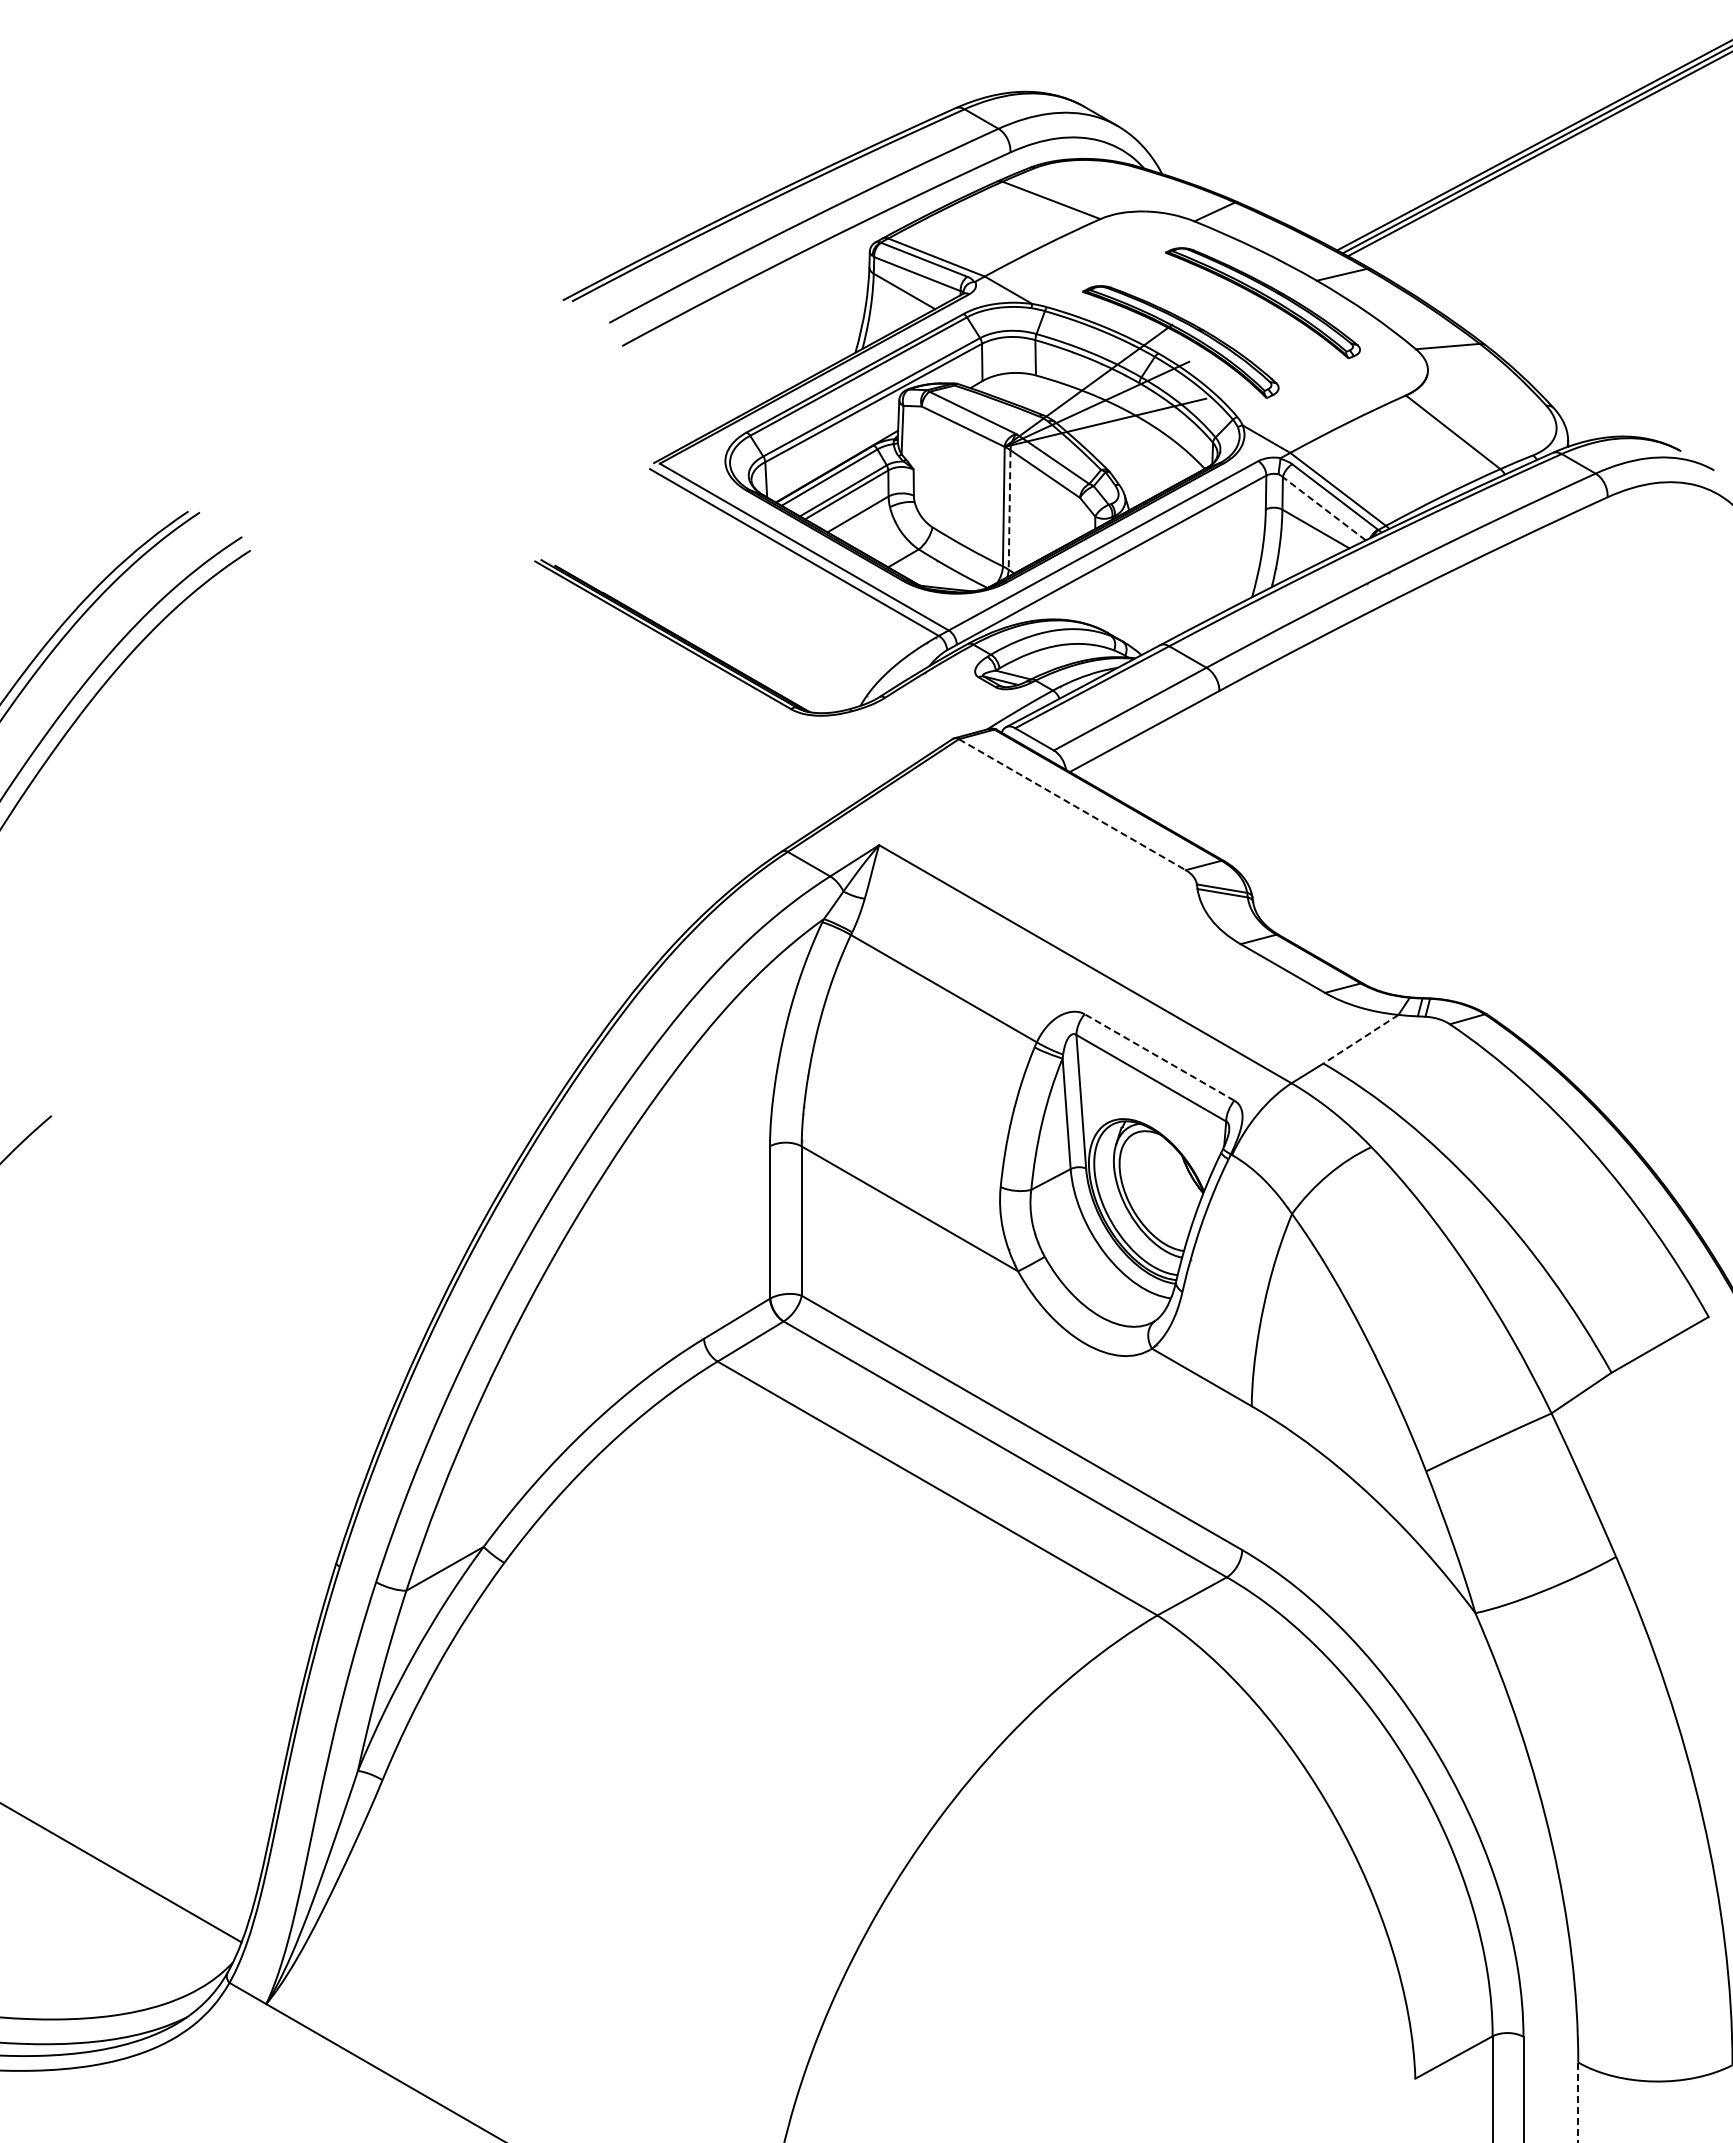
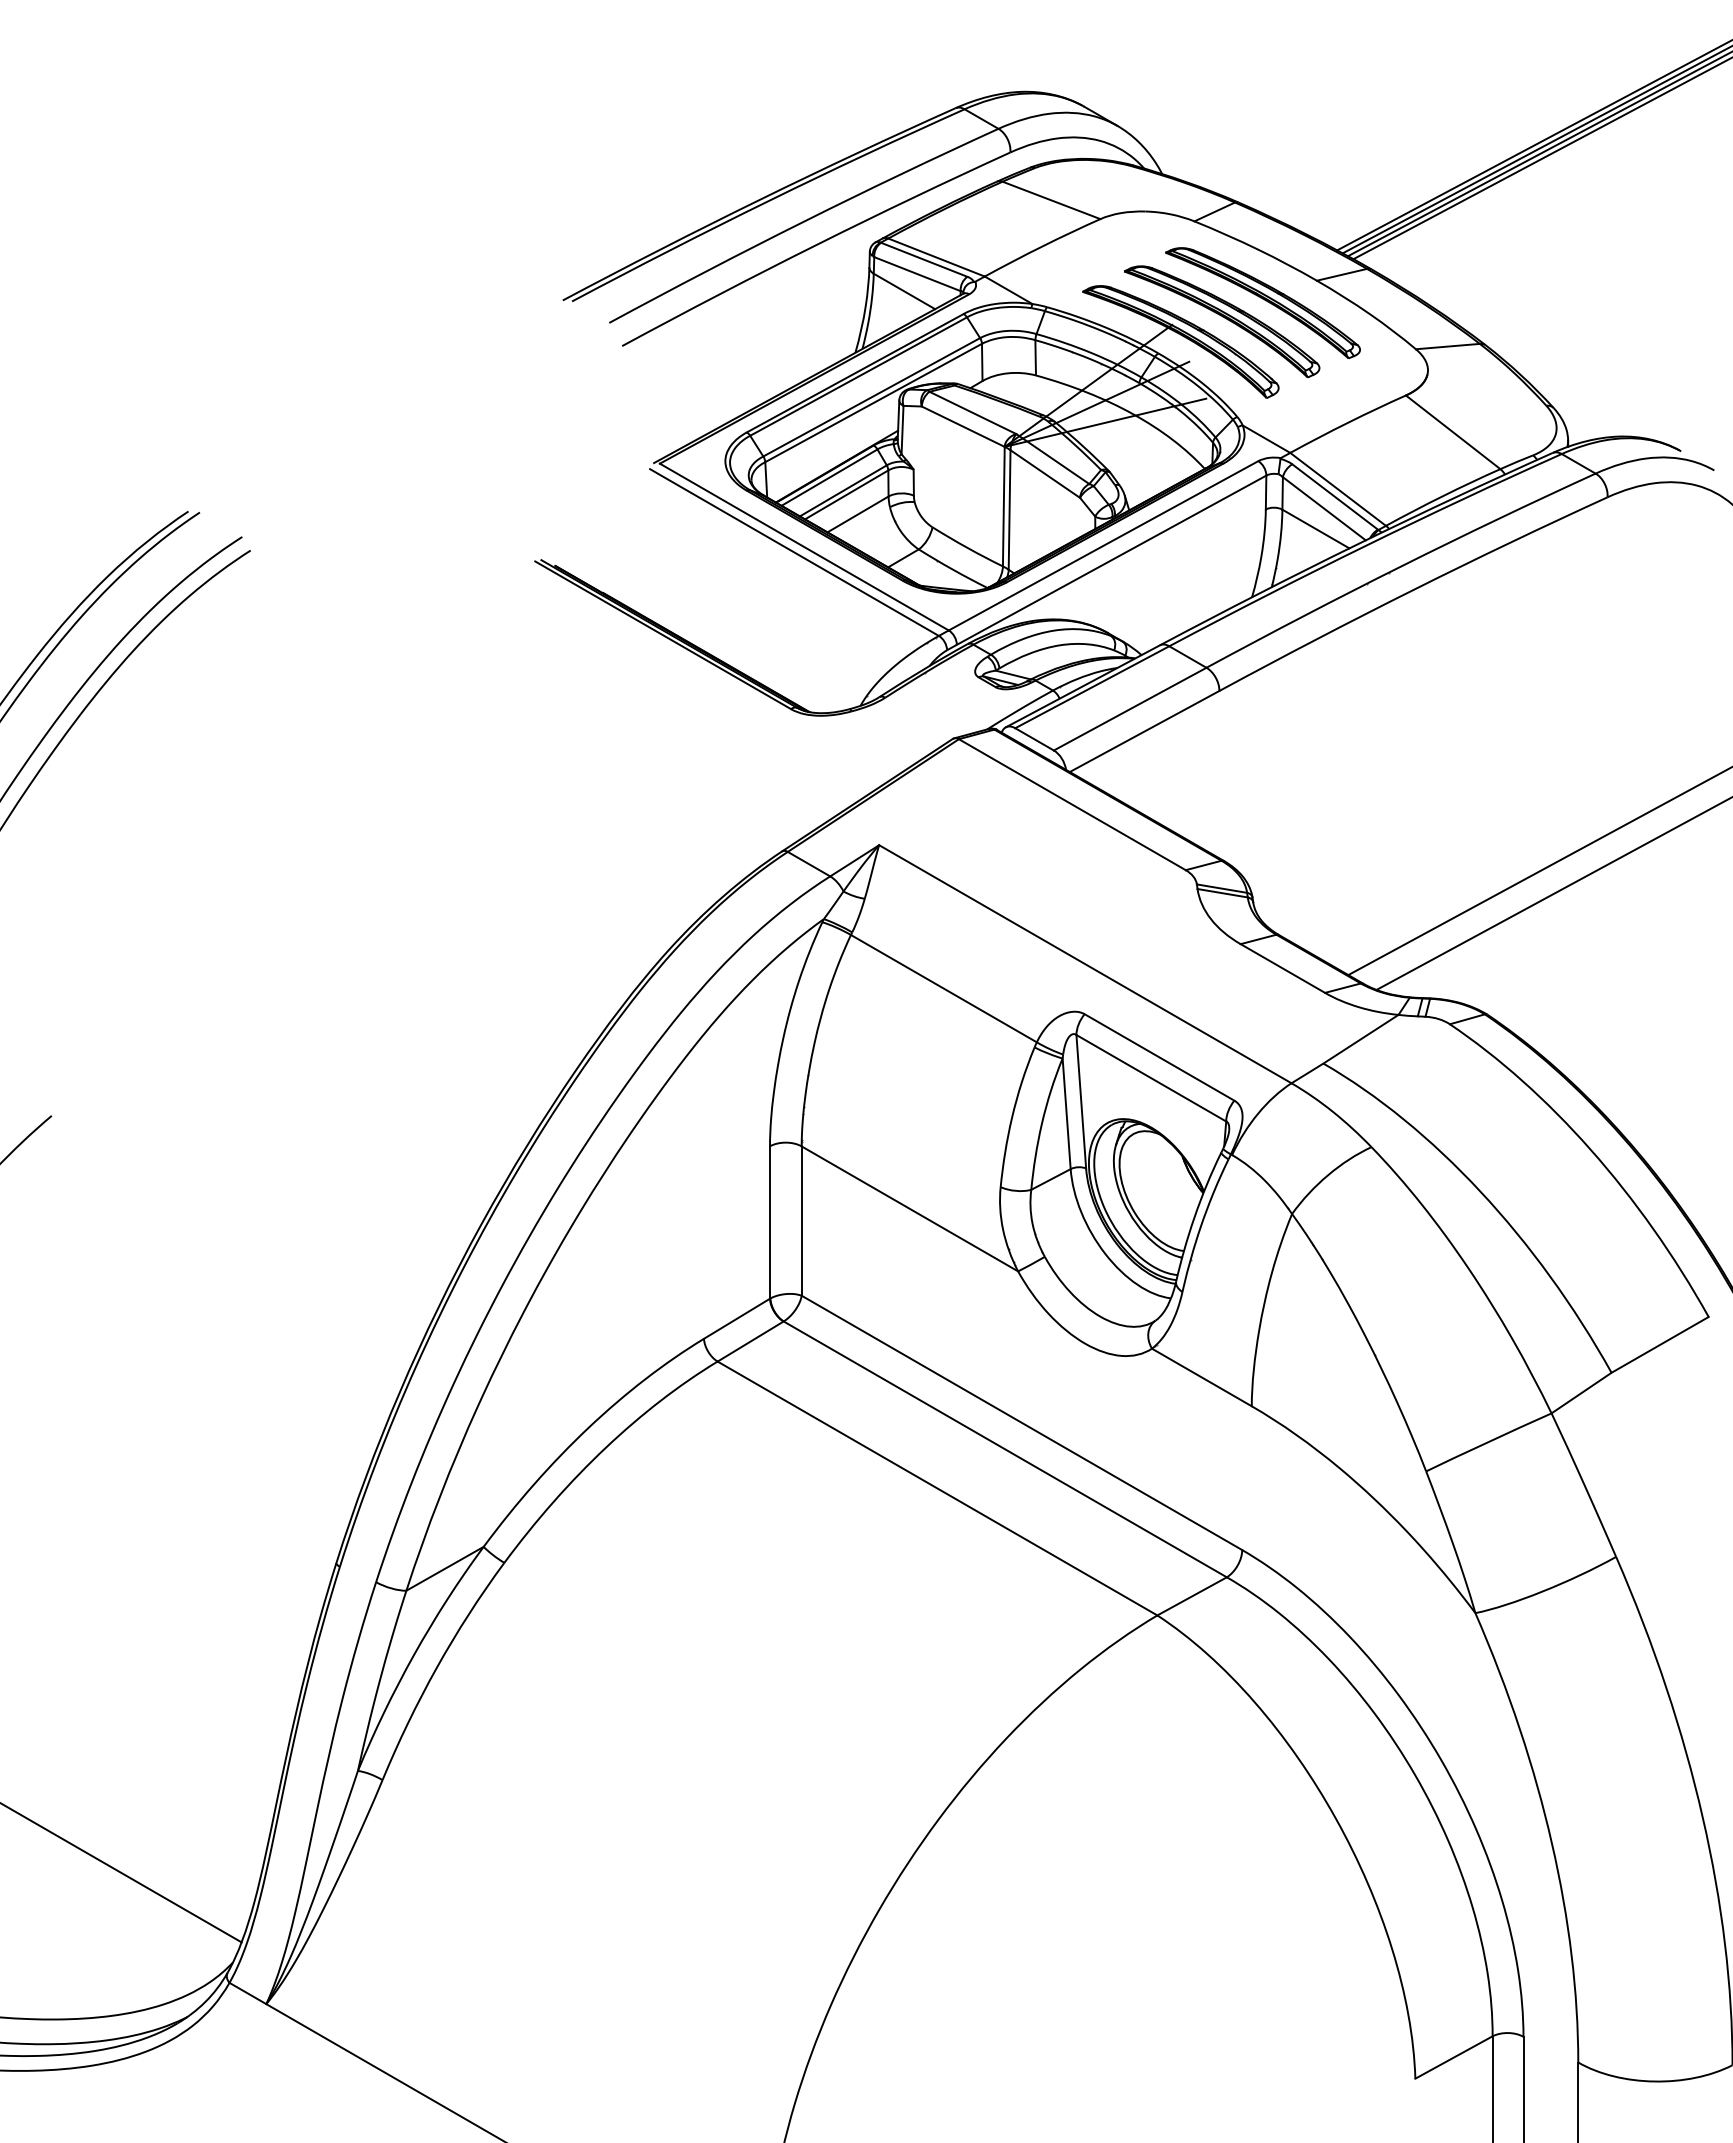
line: none -> present (1541, 159)
part: none -> present (1222, 321)
line: dashed -> solid (1323, 508)
line: dashed -> solid (1009, 509)
line: dashed -> solid (1072, 804)
line: none -> present (1538, 871)
line: none -> present (1552, 893)
line: dashed -> solid (1360, 1039)
line: dashed -> solid (1159, 1057)
line: dashed -> solid (1578, 2102)
